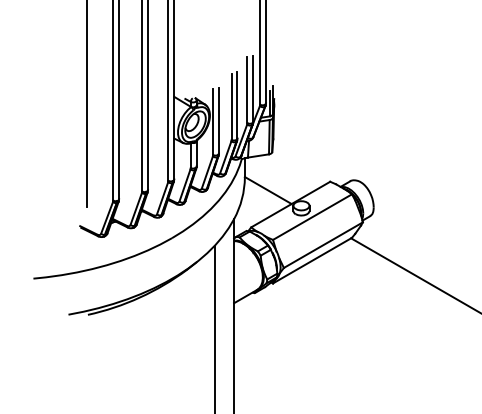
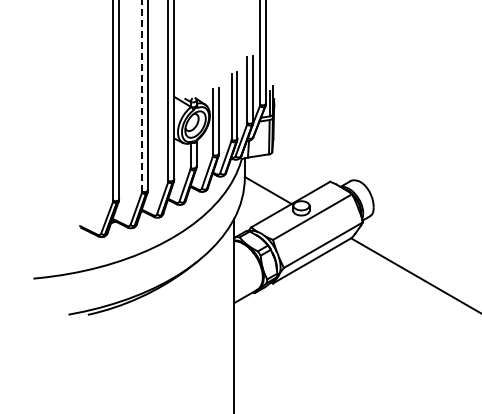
line: solid -> dashed (142, 95)
line: present -> none (87, 104)
line: present -> none (214, 327)
